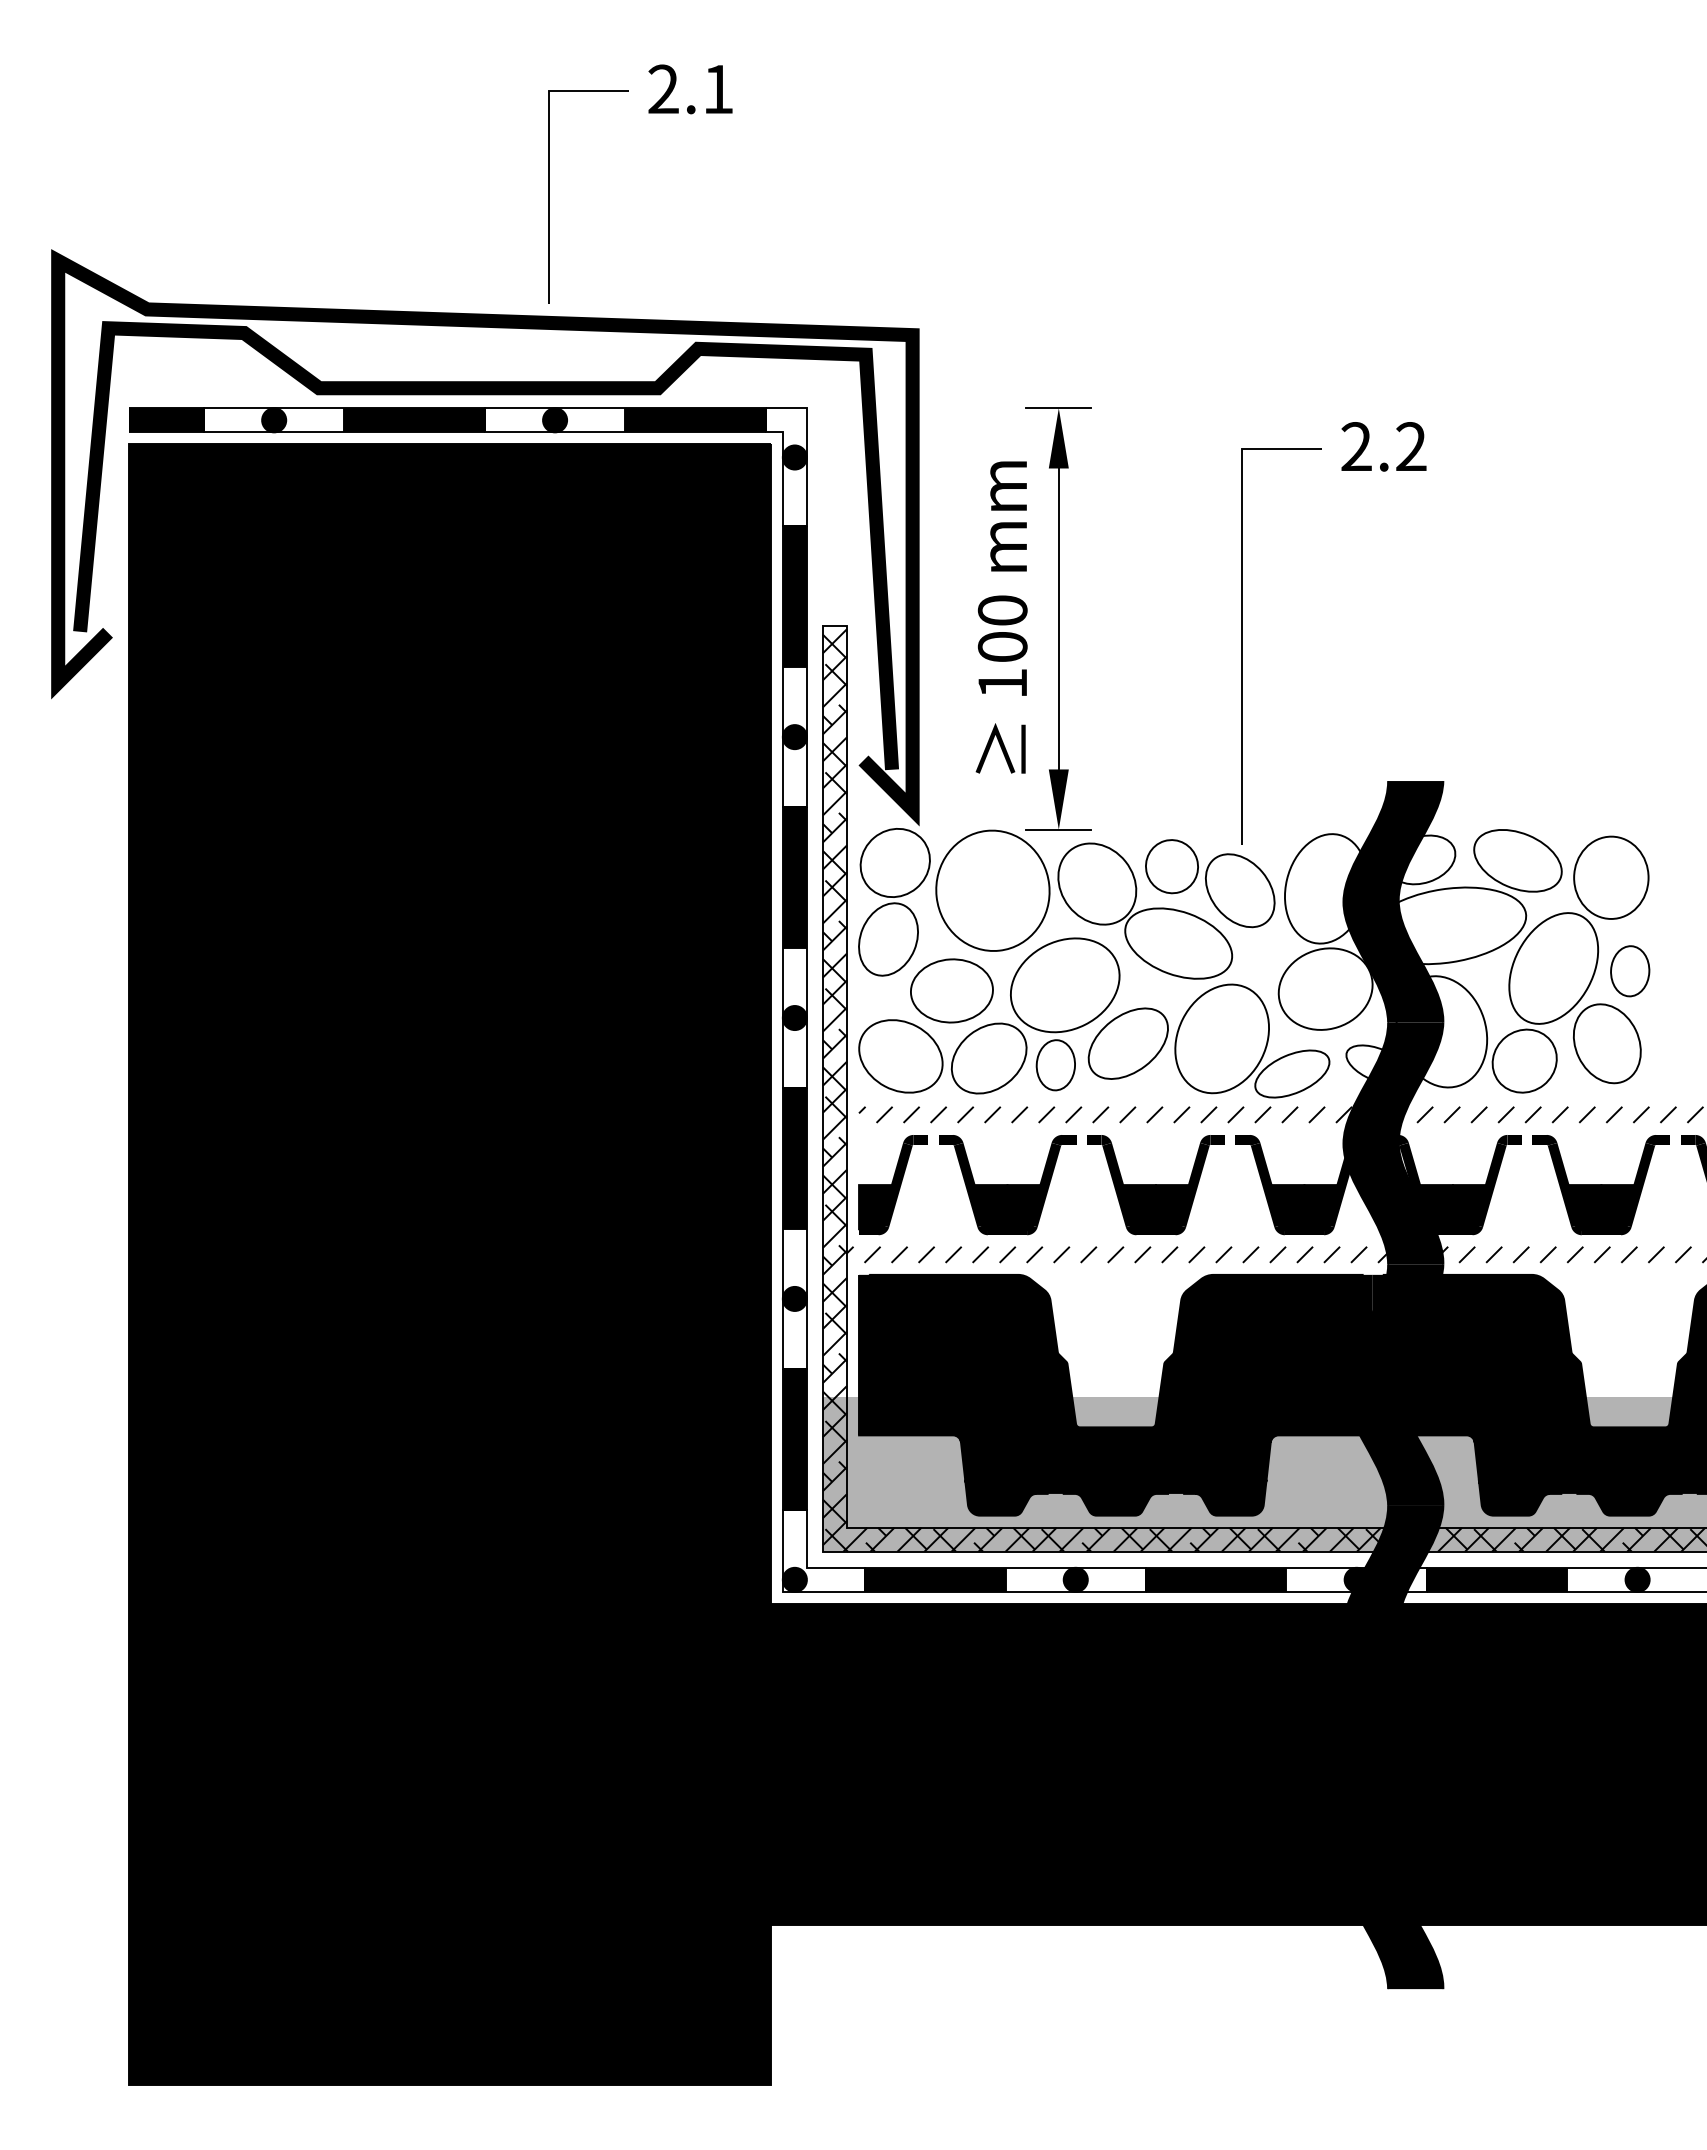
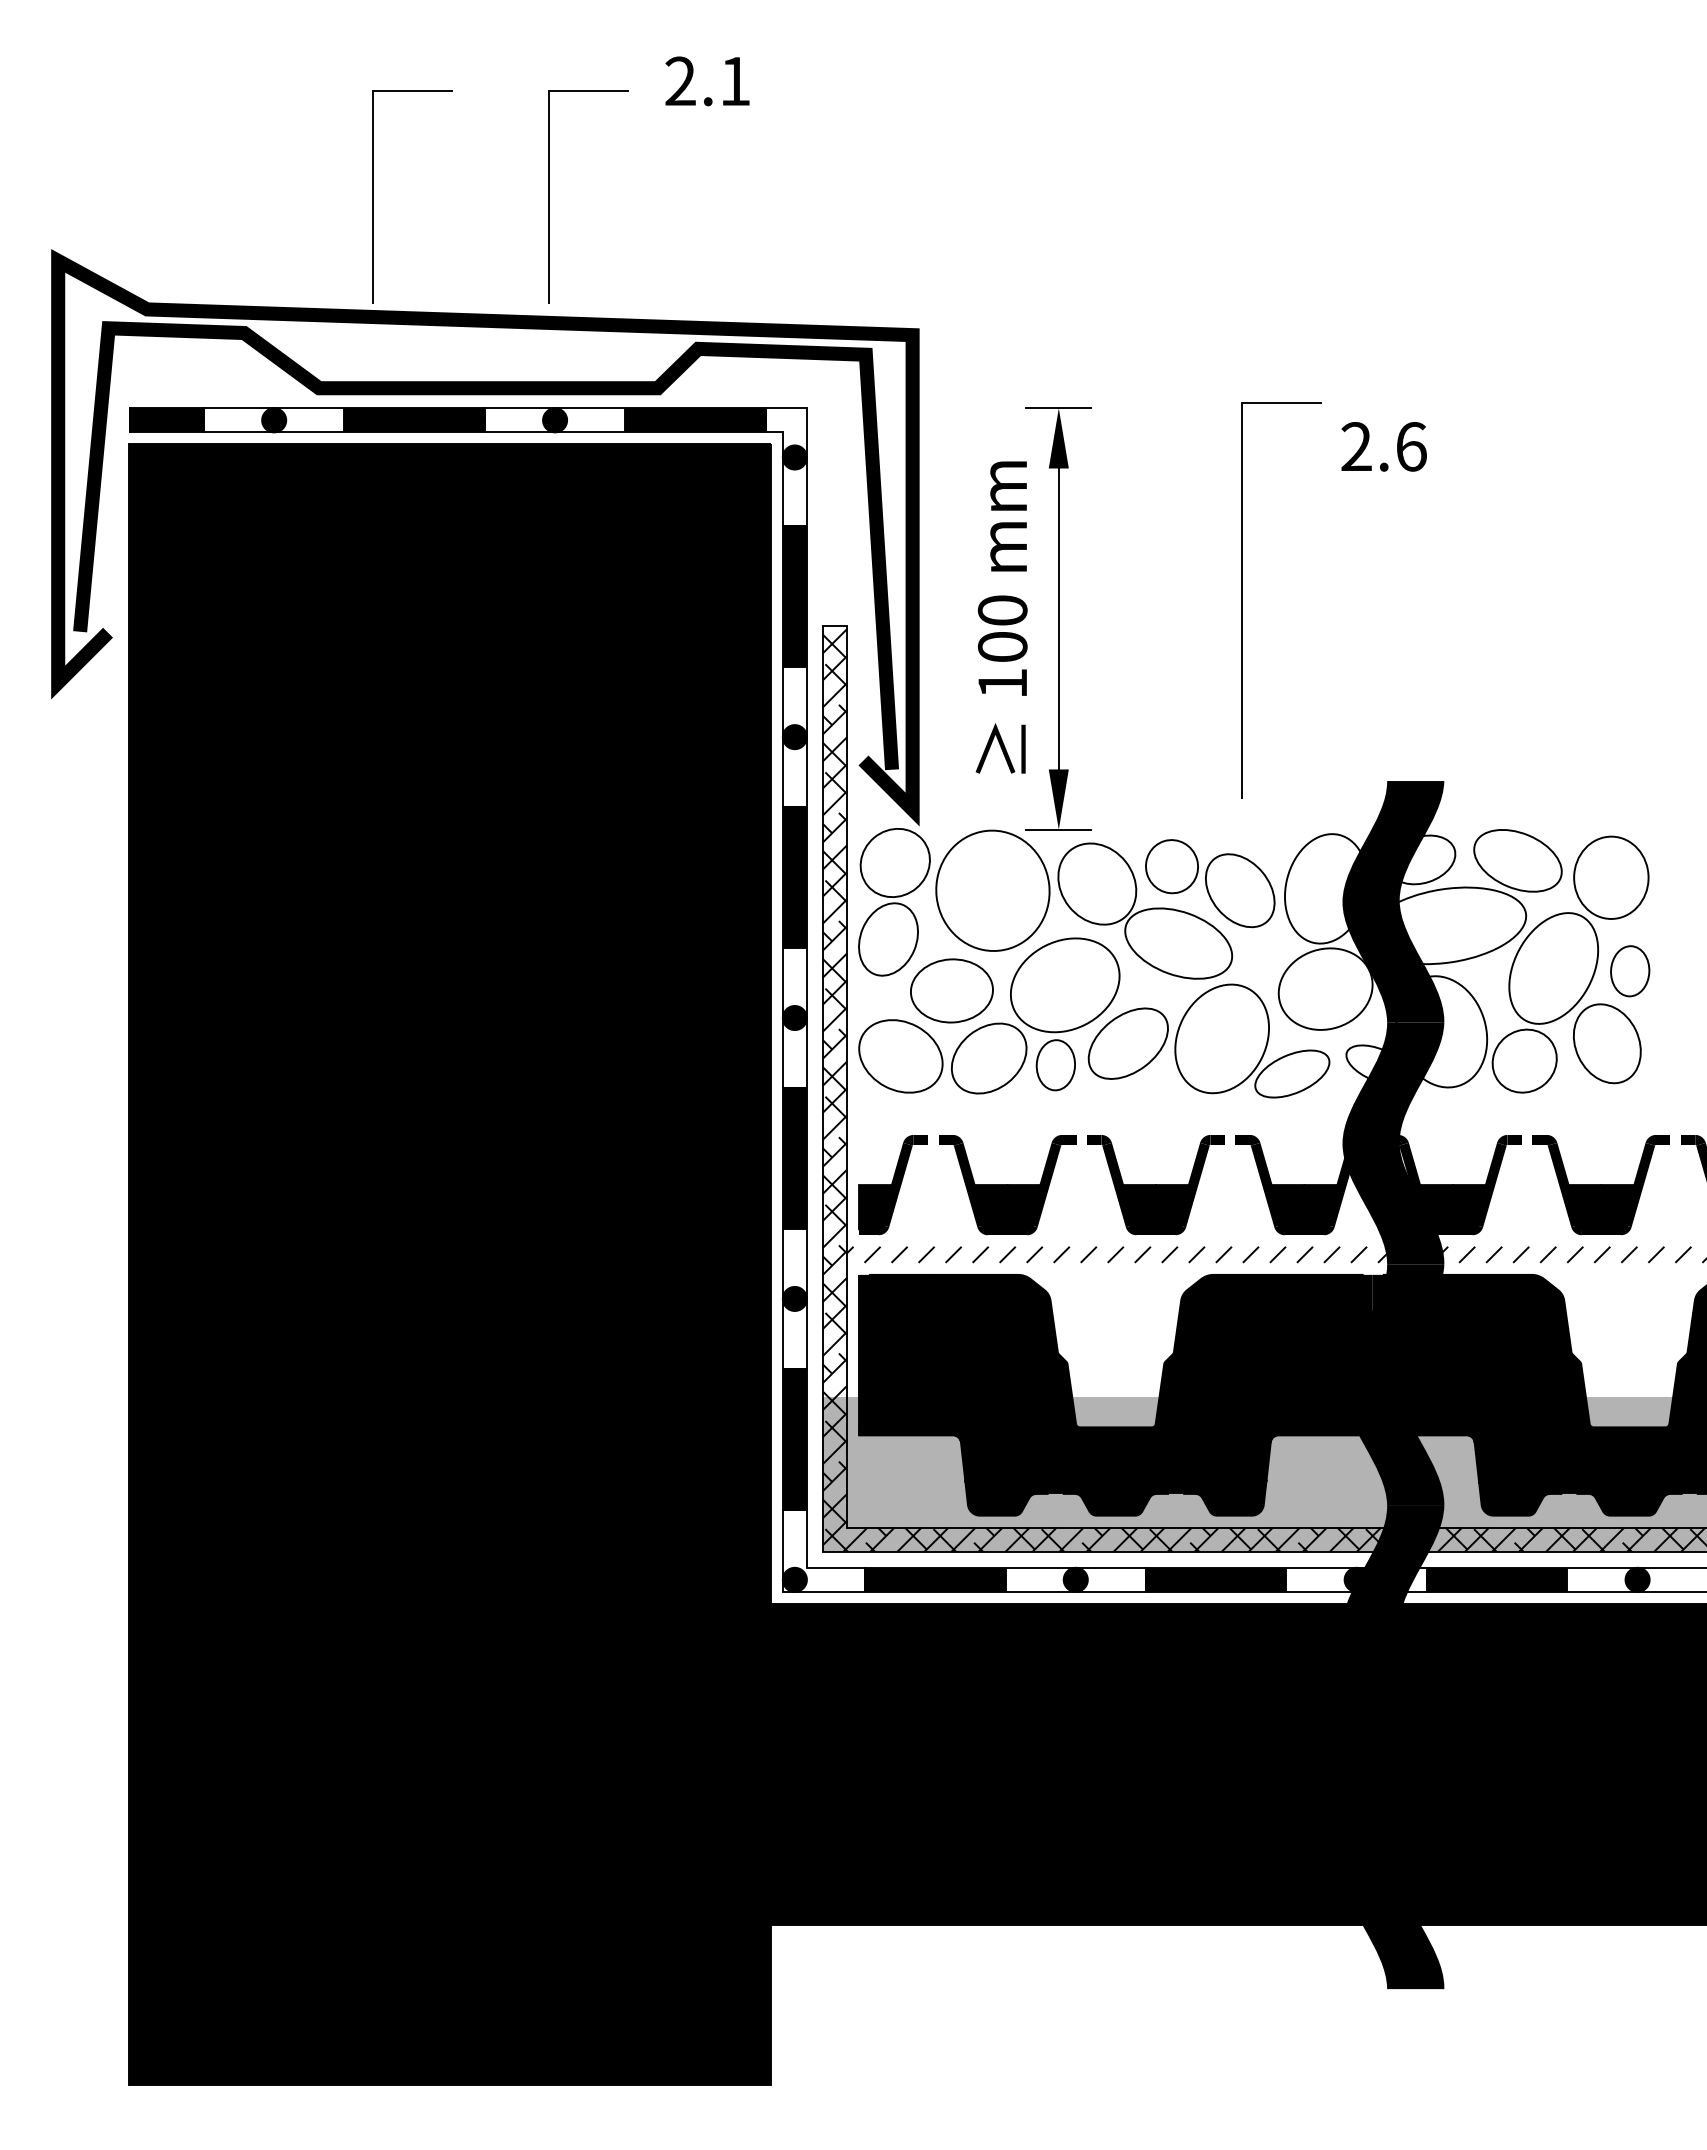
text position: (690, 89) -> (707, 81) (707, 81)
line: none -> present (373, 196)
text: 2.2 -> 2.6 (1411, 446)
line position: (1242, 646) -> (1242, 600) (1242, 600)
hatch: present -> none (1281, 1114)
